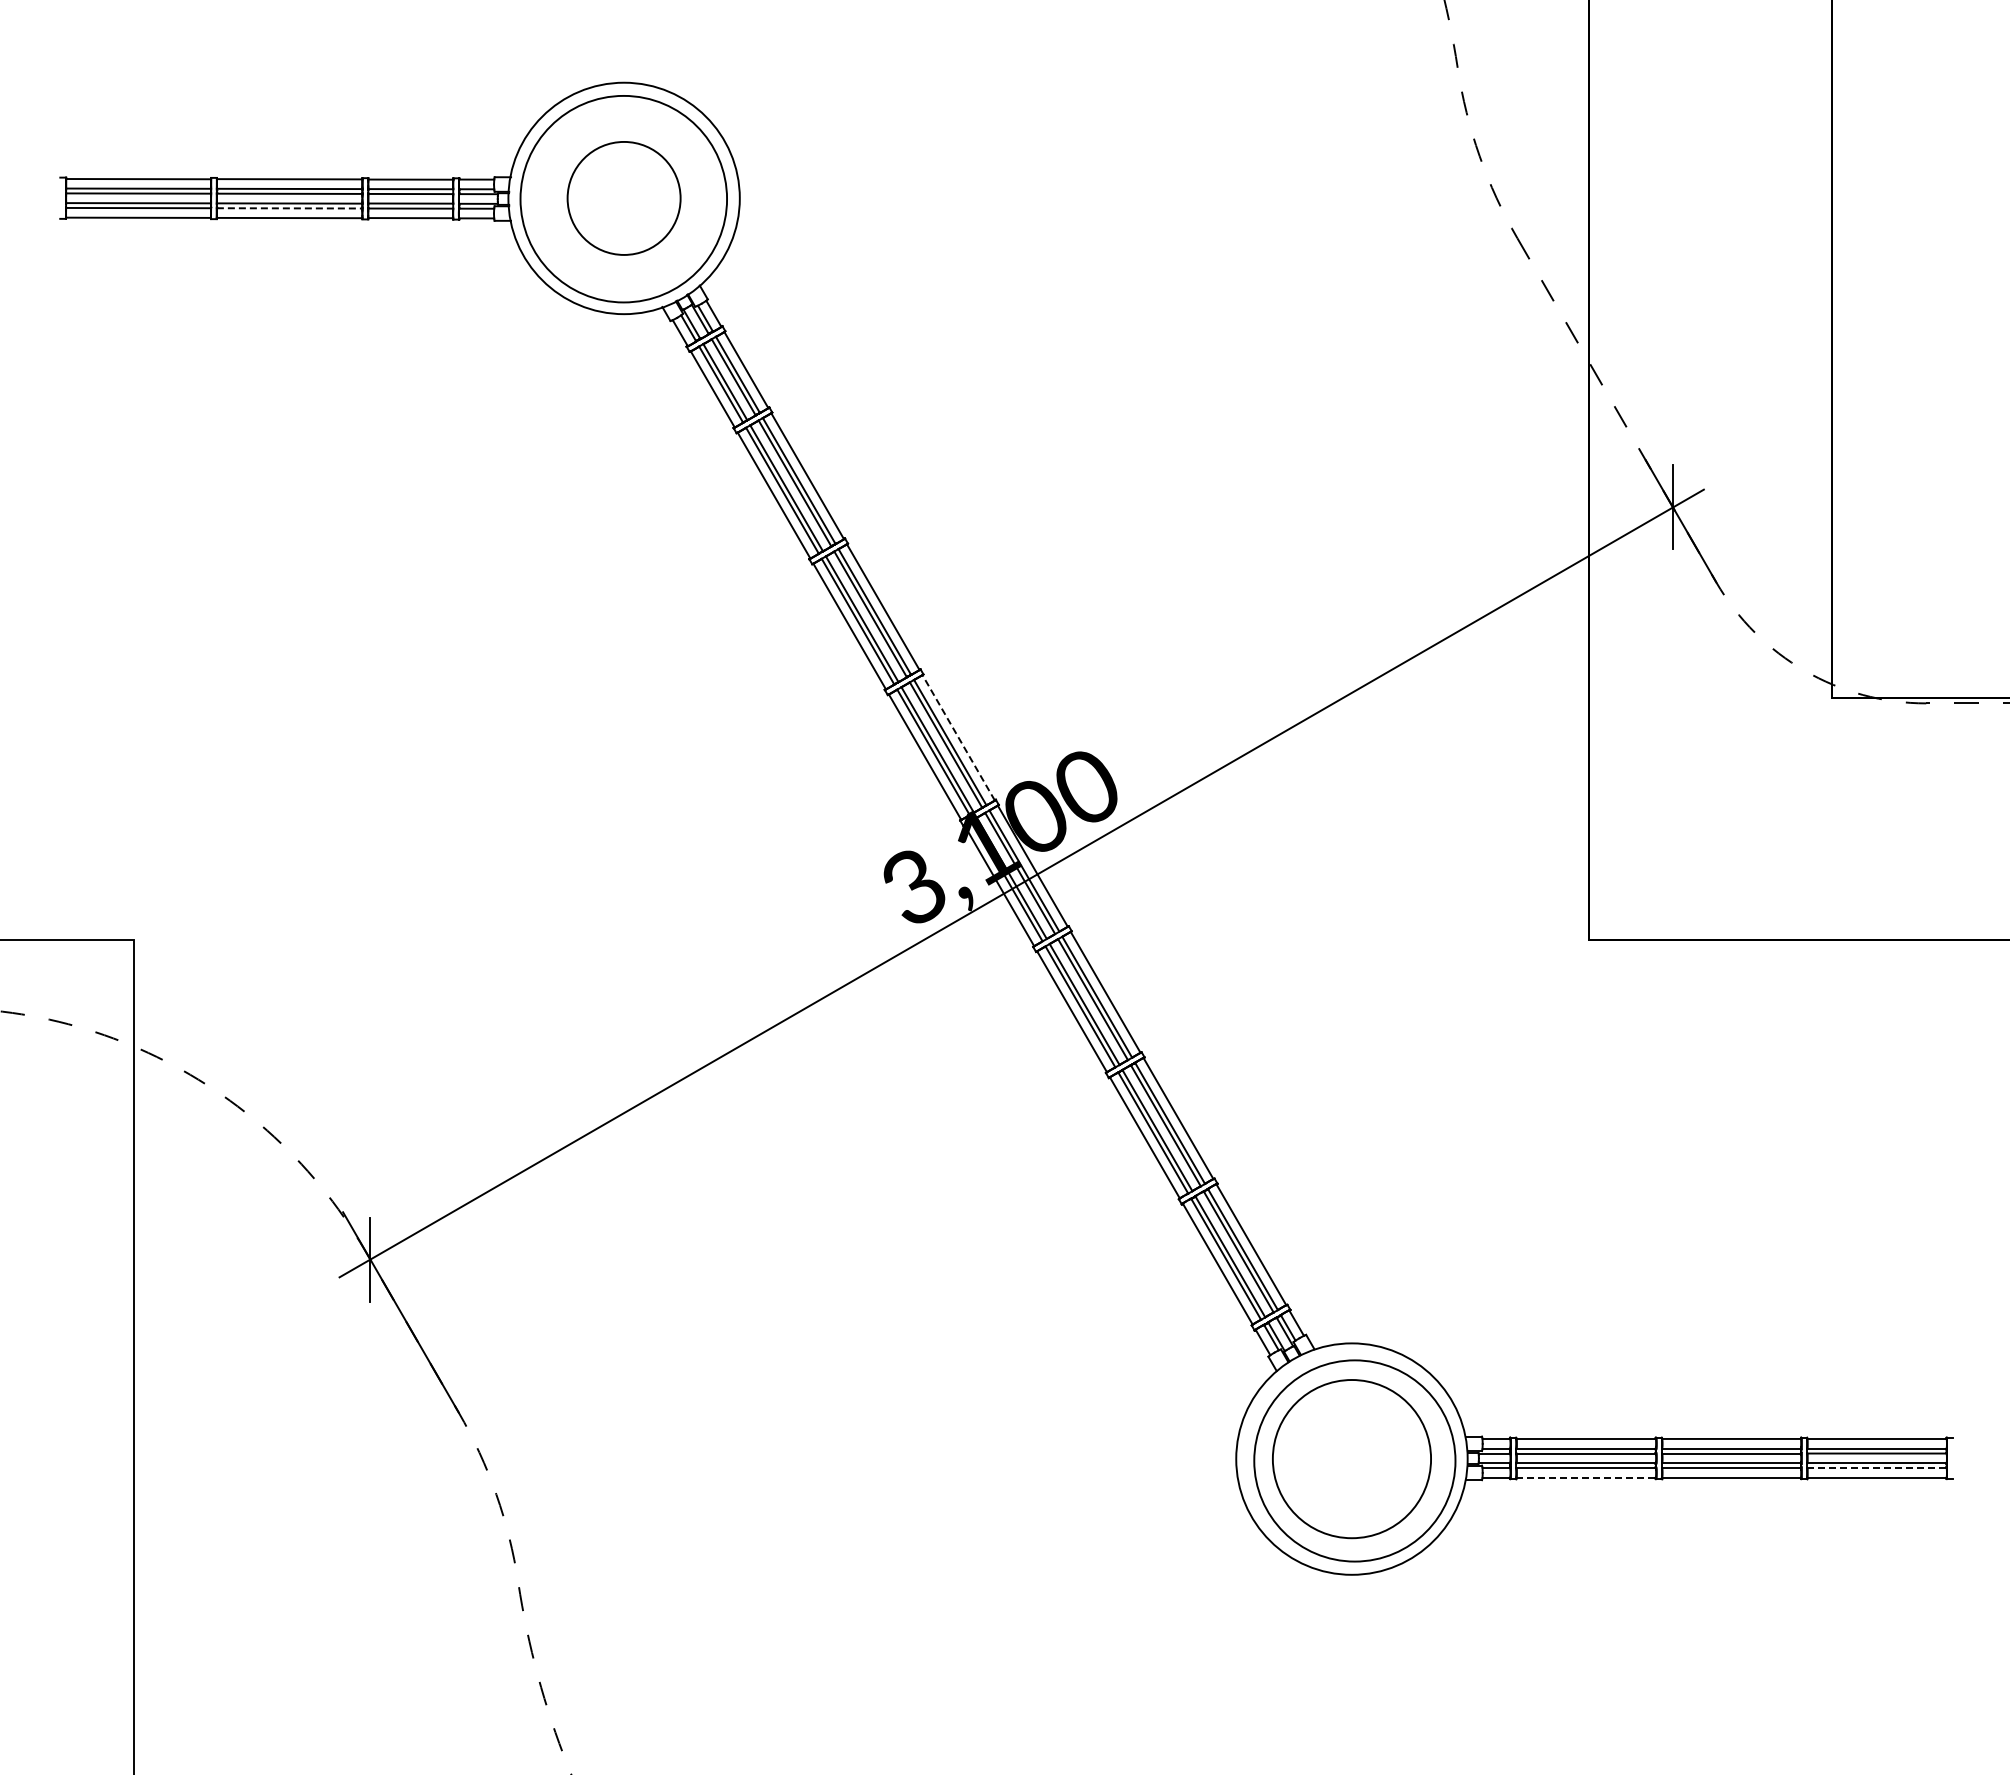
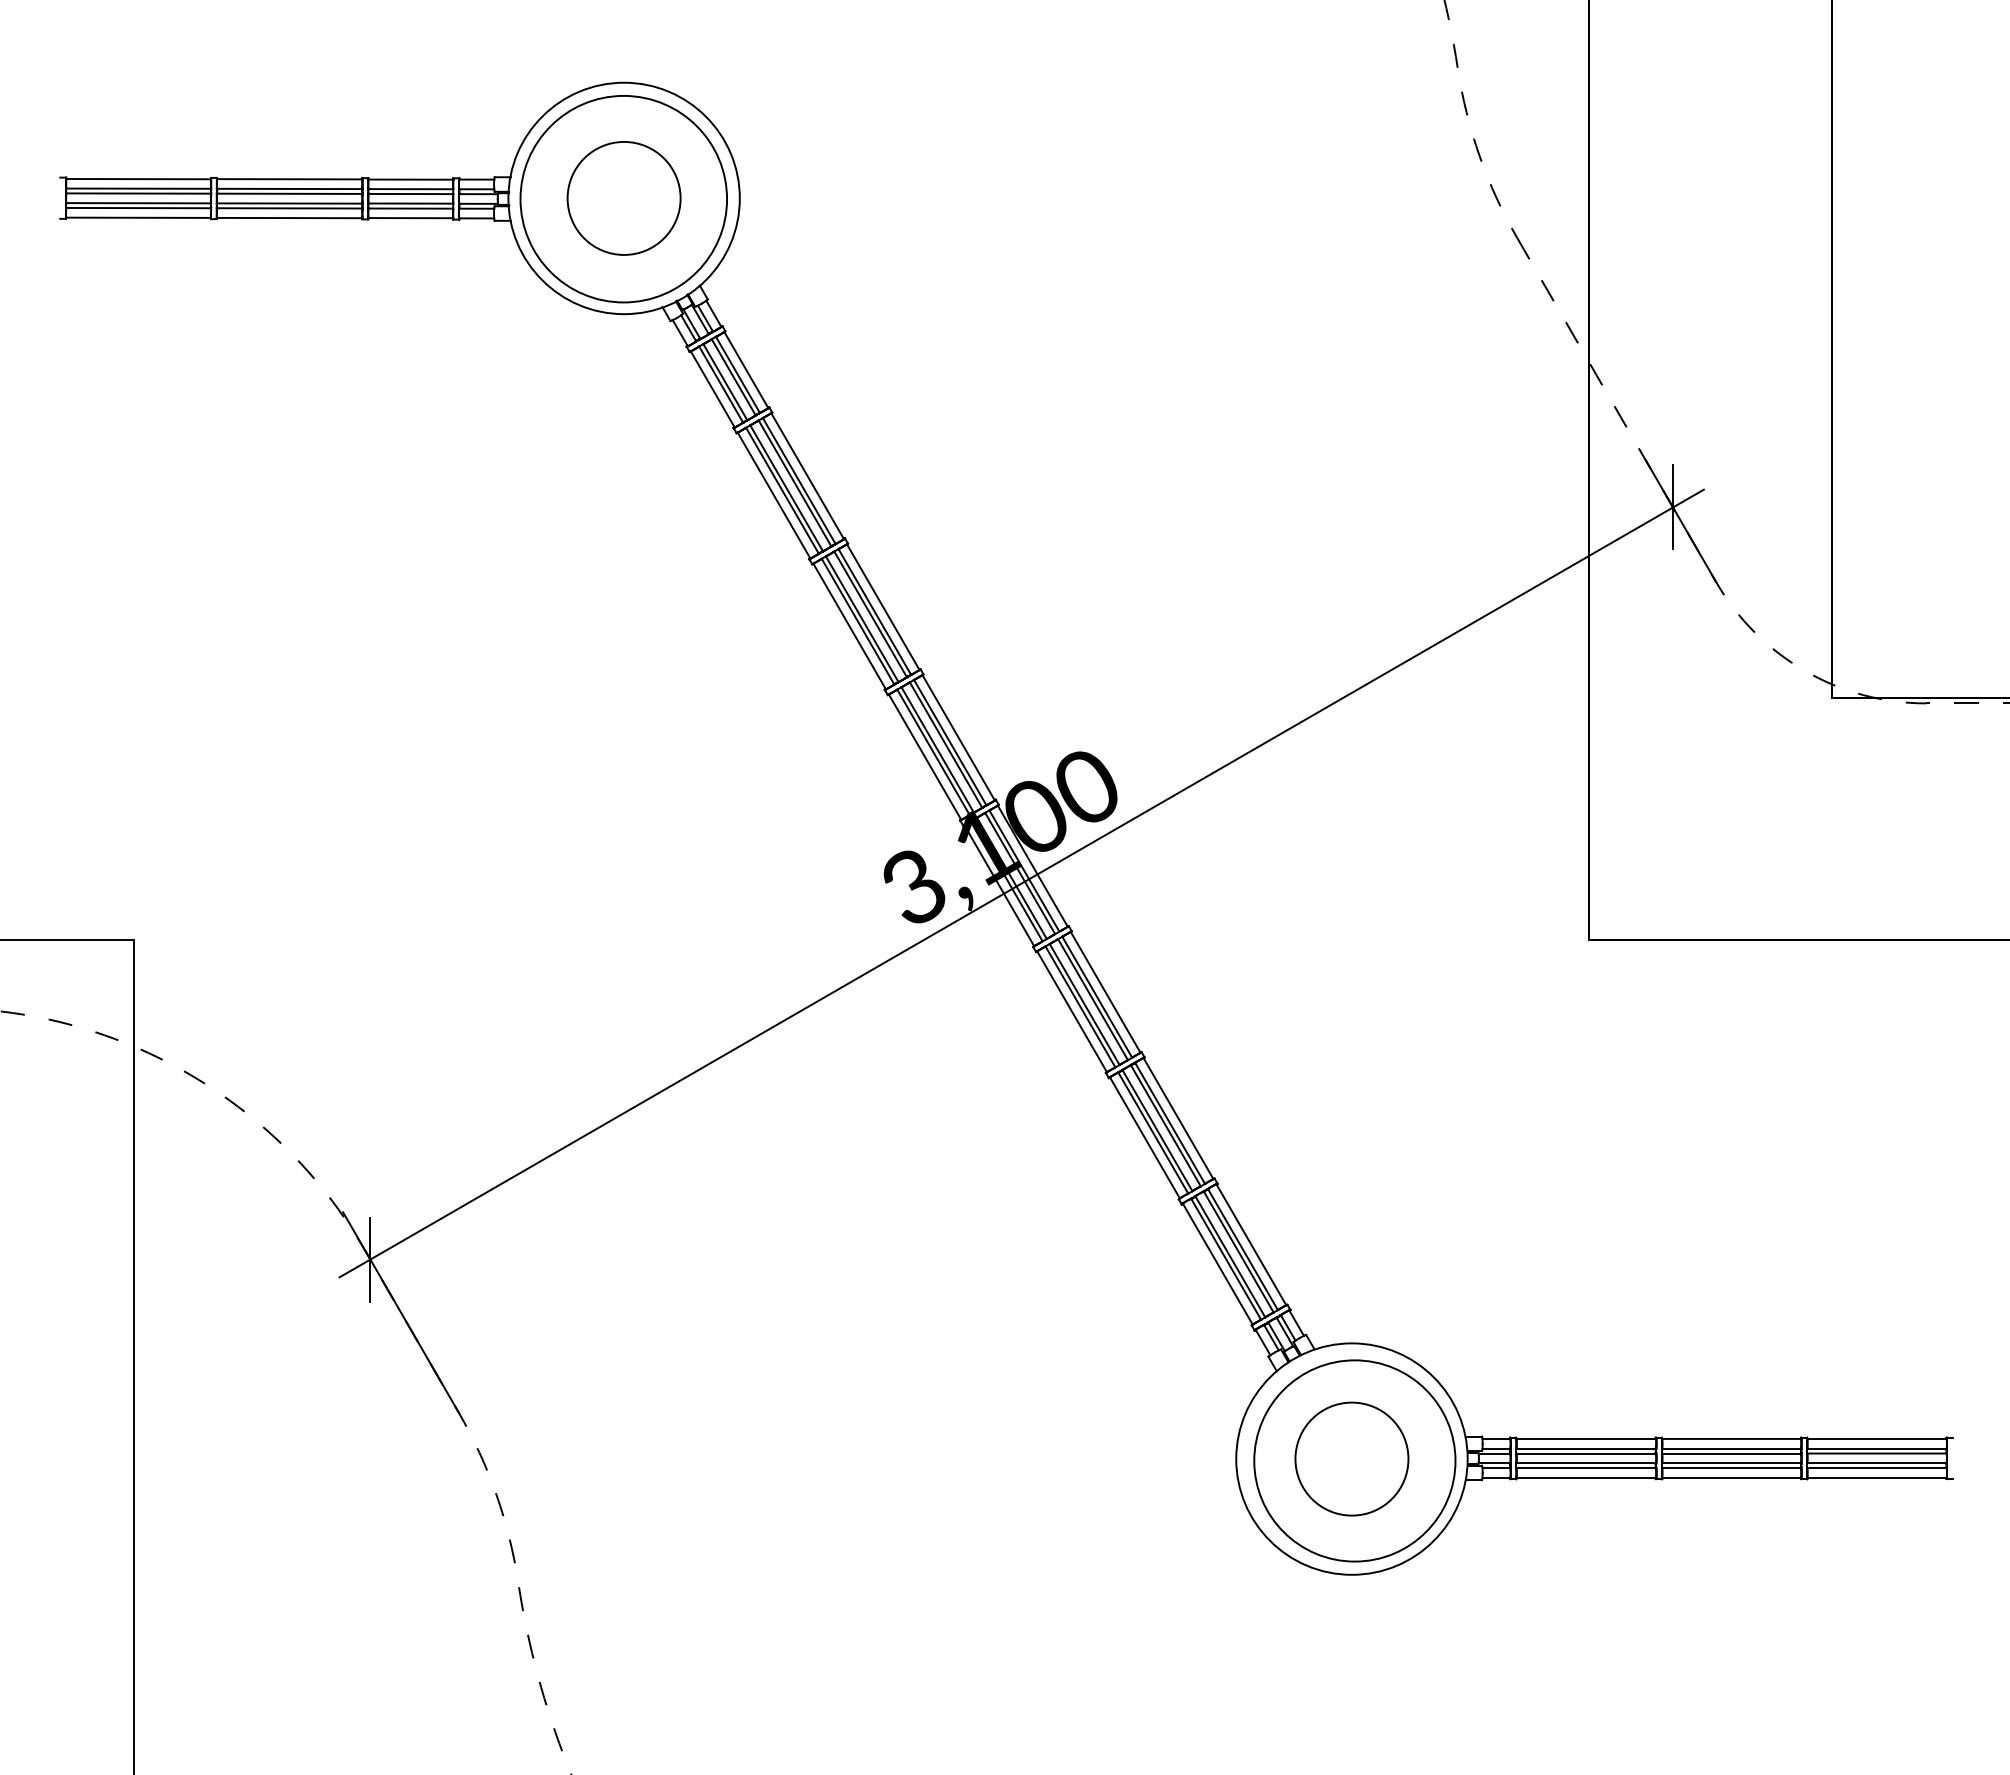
line: dashed -> solid (289, 208)
line: dashed -> solid (958, 737)
circle diameter: 158 px -> 113 px (1351, 1458)
line: dashed -> solid (1876, 1468)
line: dashed -> solid (1586, 1477)
